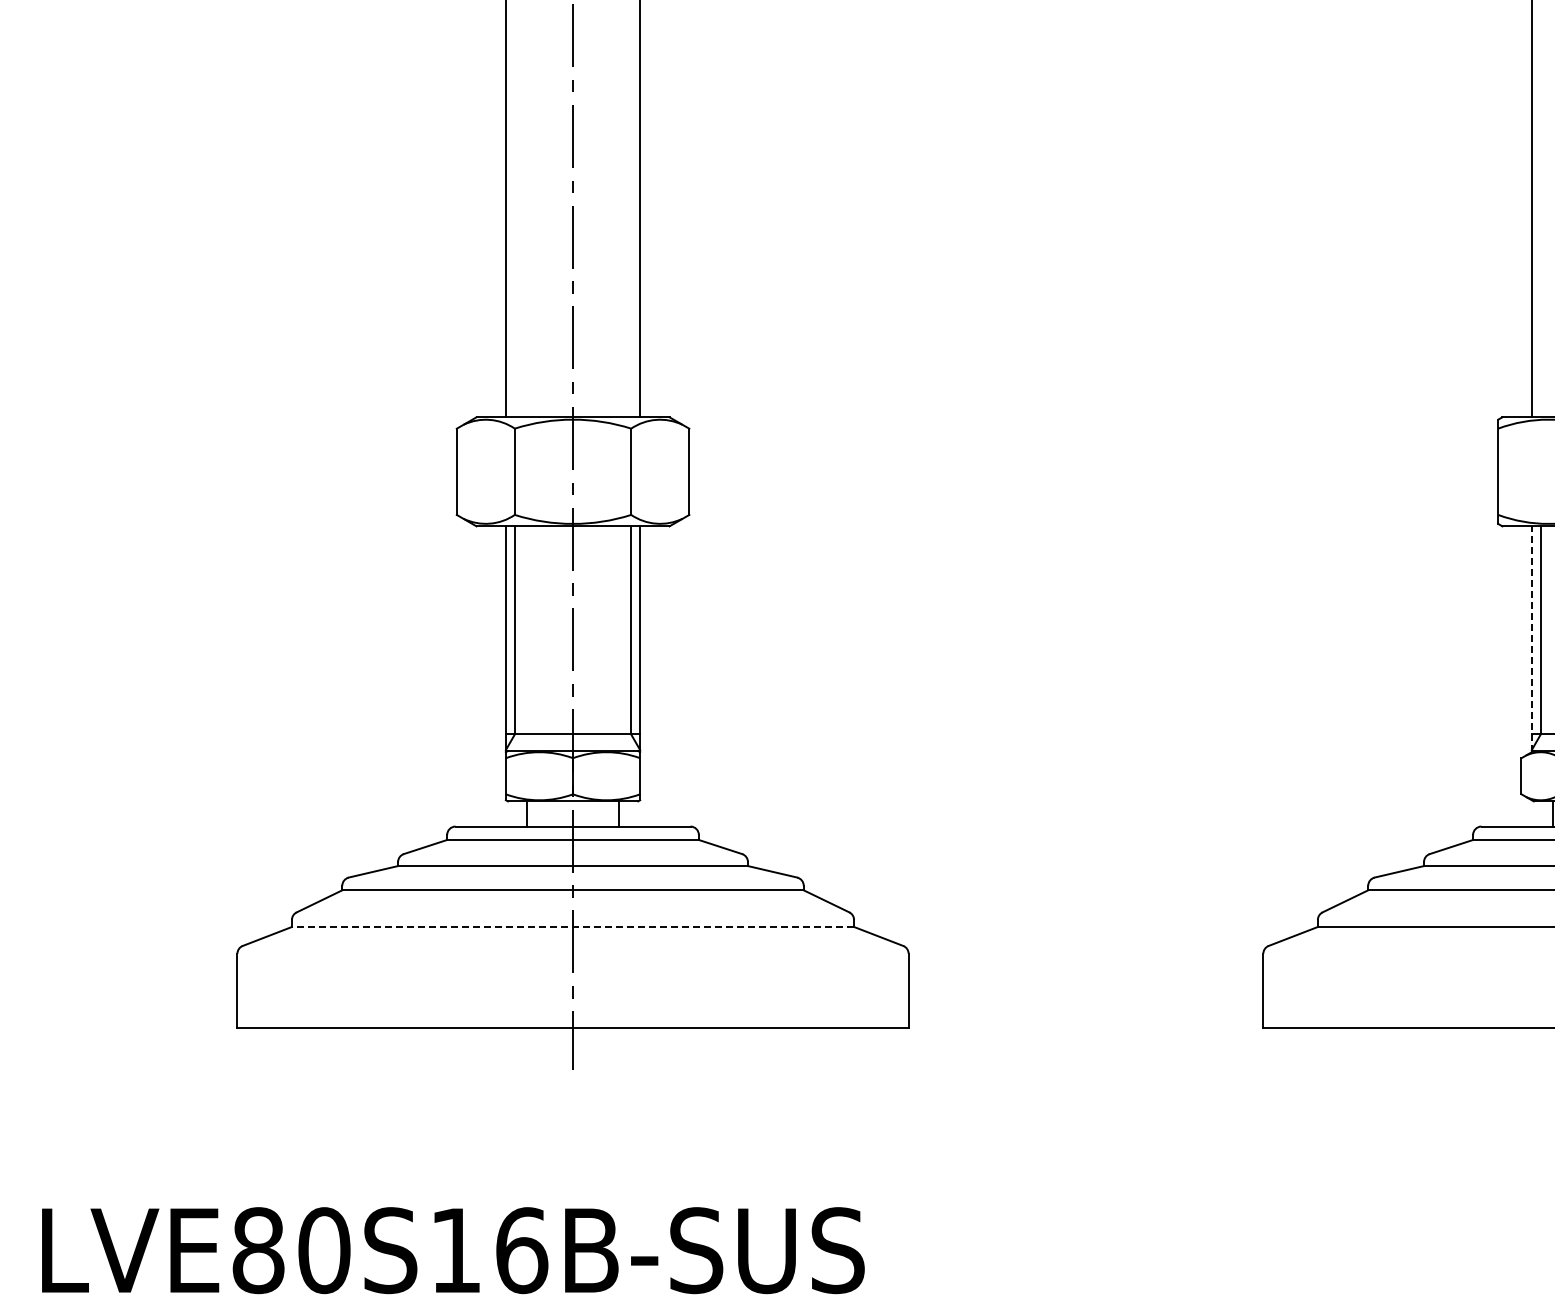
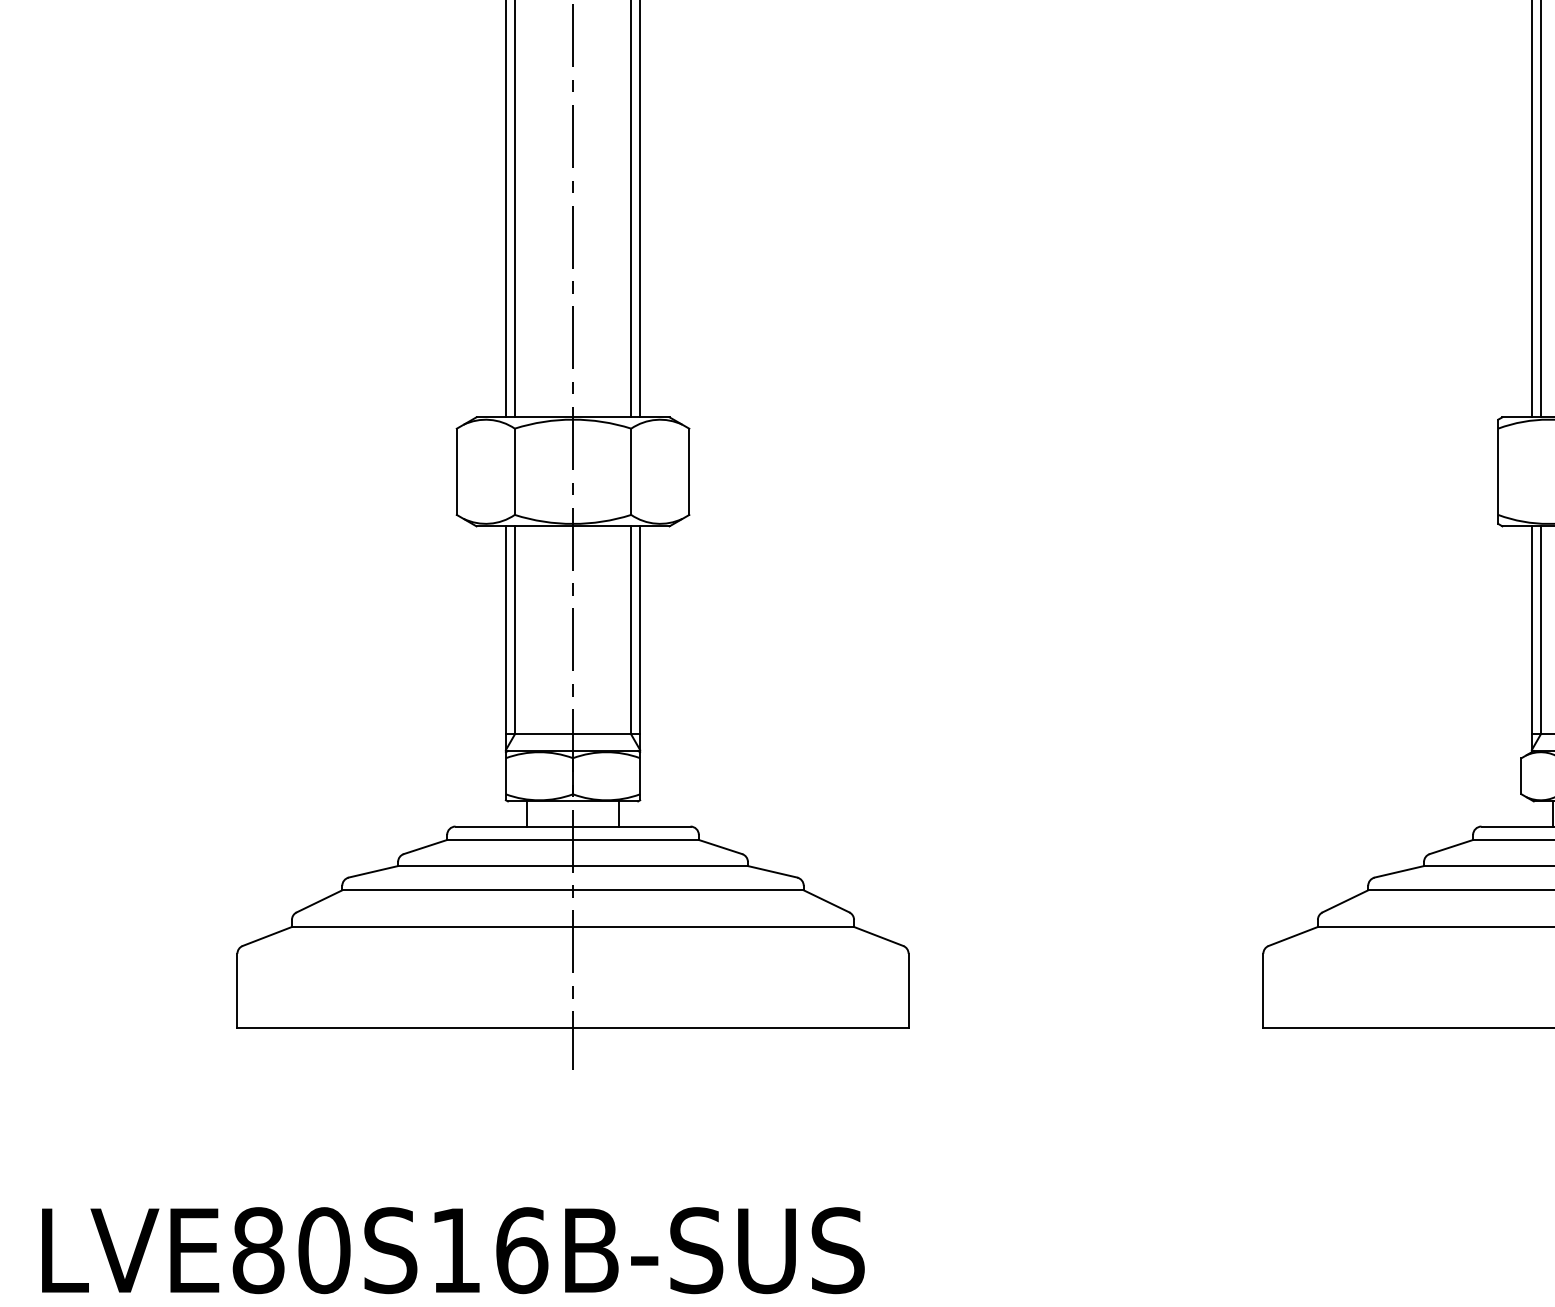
line: none -> present (514, 209)
line: none -> present (631, 209)
line: none -> present (1540, 209)
line: dashed -> solid (1531, 639)
line: dashed -> solid (572, 926)
